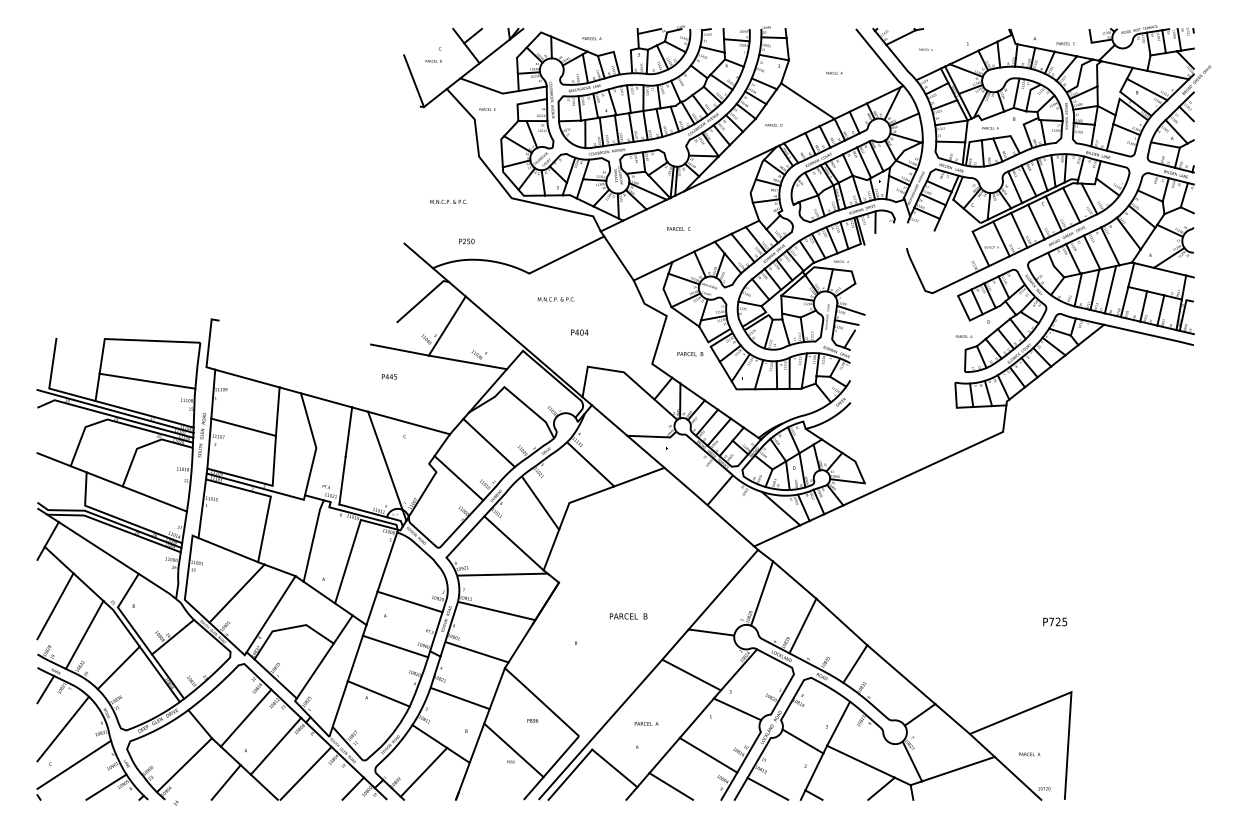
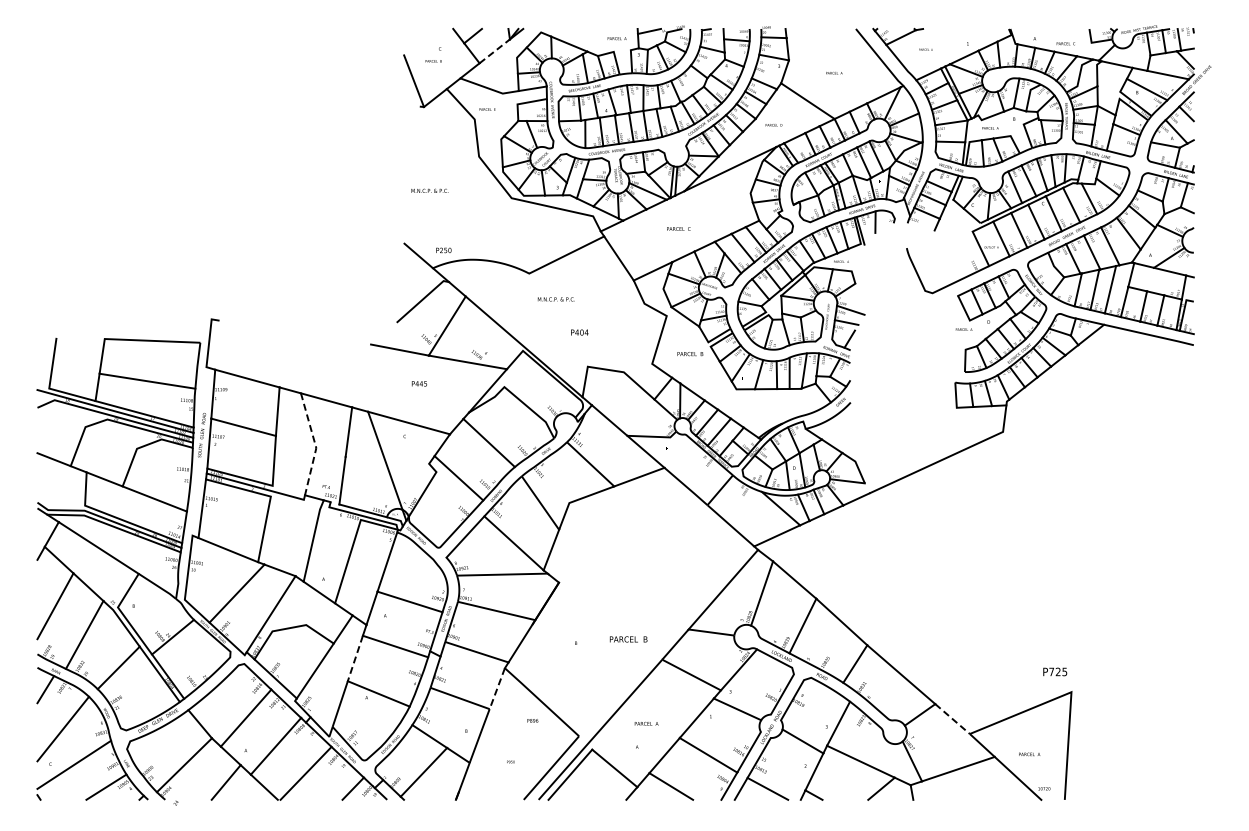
text position: (591, 38) -> (616, 38) (616, 38)
line: solid -> dashed (495, 51)
text position: (448, 201) -> (429, 190) (429, 190)
text position: (466, 241) -> (443, 250) (443, 250)
text position: (963, 336) -> (963, 329) (963, 329)
text position: (388, 376) -> (418, 383) (418, 383)
line: solid -> dashed (315, 445)
text position: (628, 616) -> (628, 639) (628, 639)
text position: (1055, 621) -> (1055, 671) (1055, 671)
line: solid -> dashed (355, 658)
line: solid -> dashed (497, 688)
line: solid -> dashed (952, 719)
line: present -> none (513, 750)
